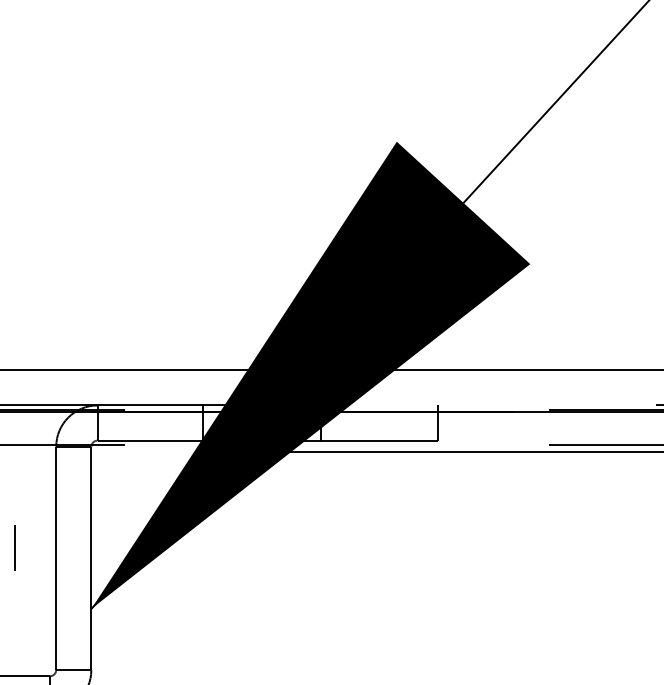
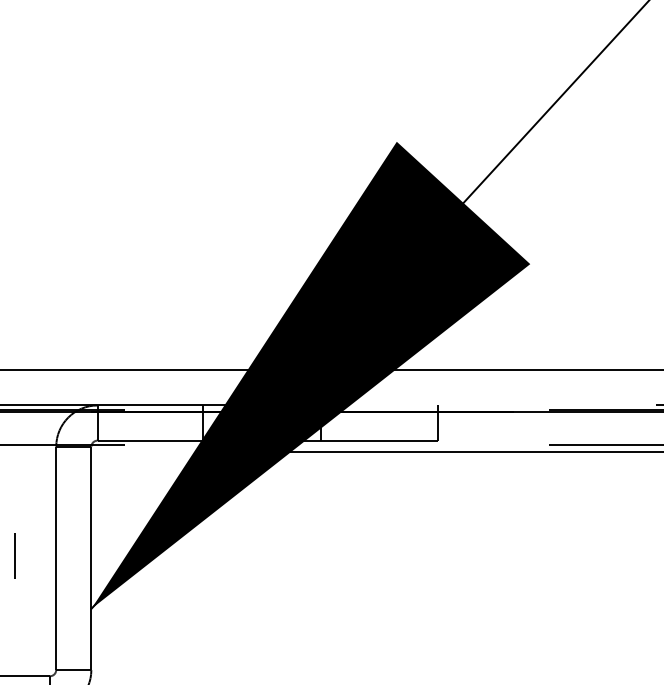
line position: (14, 547) -> (14, 555) (14, 555)
